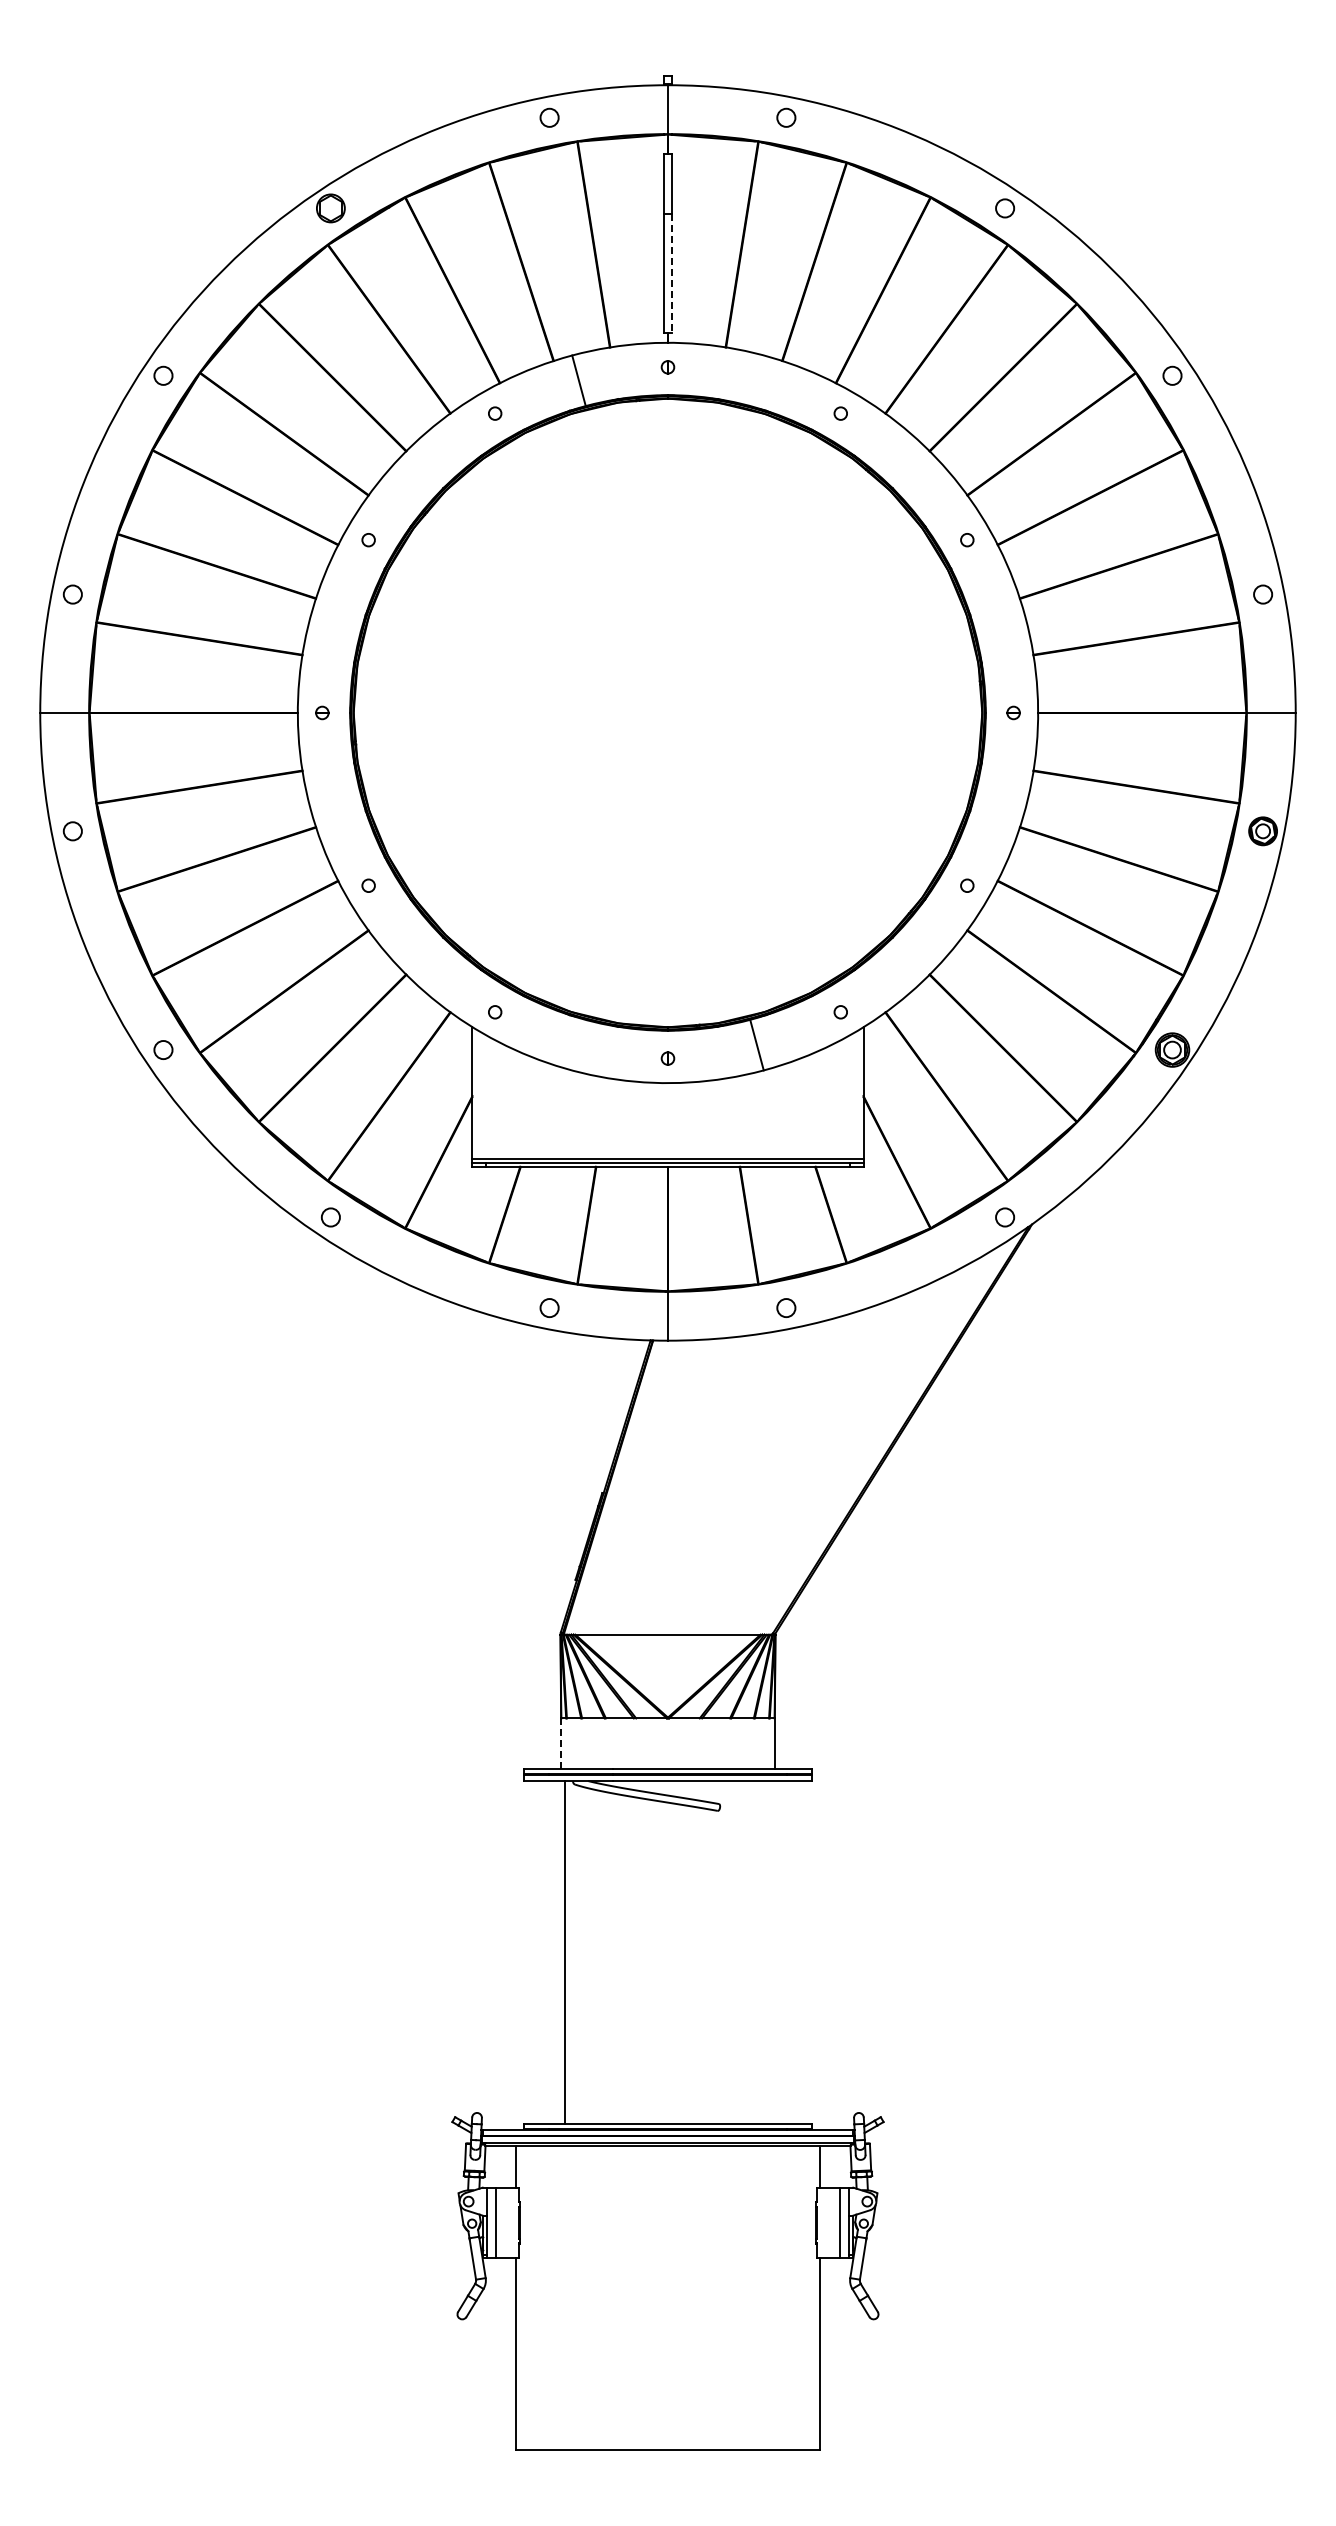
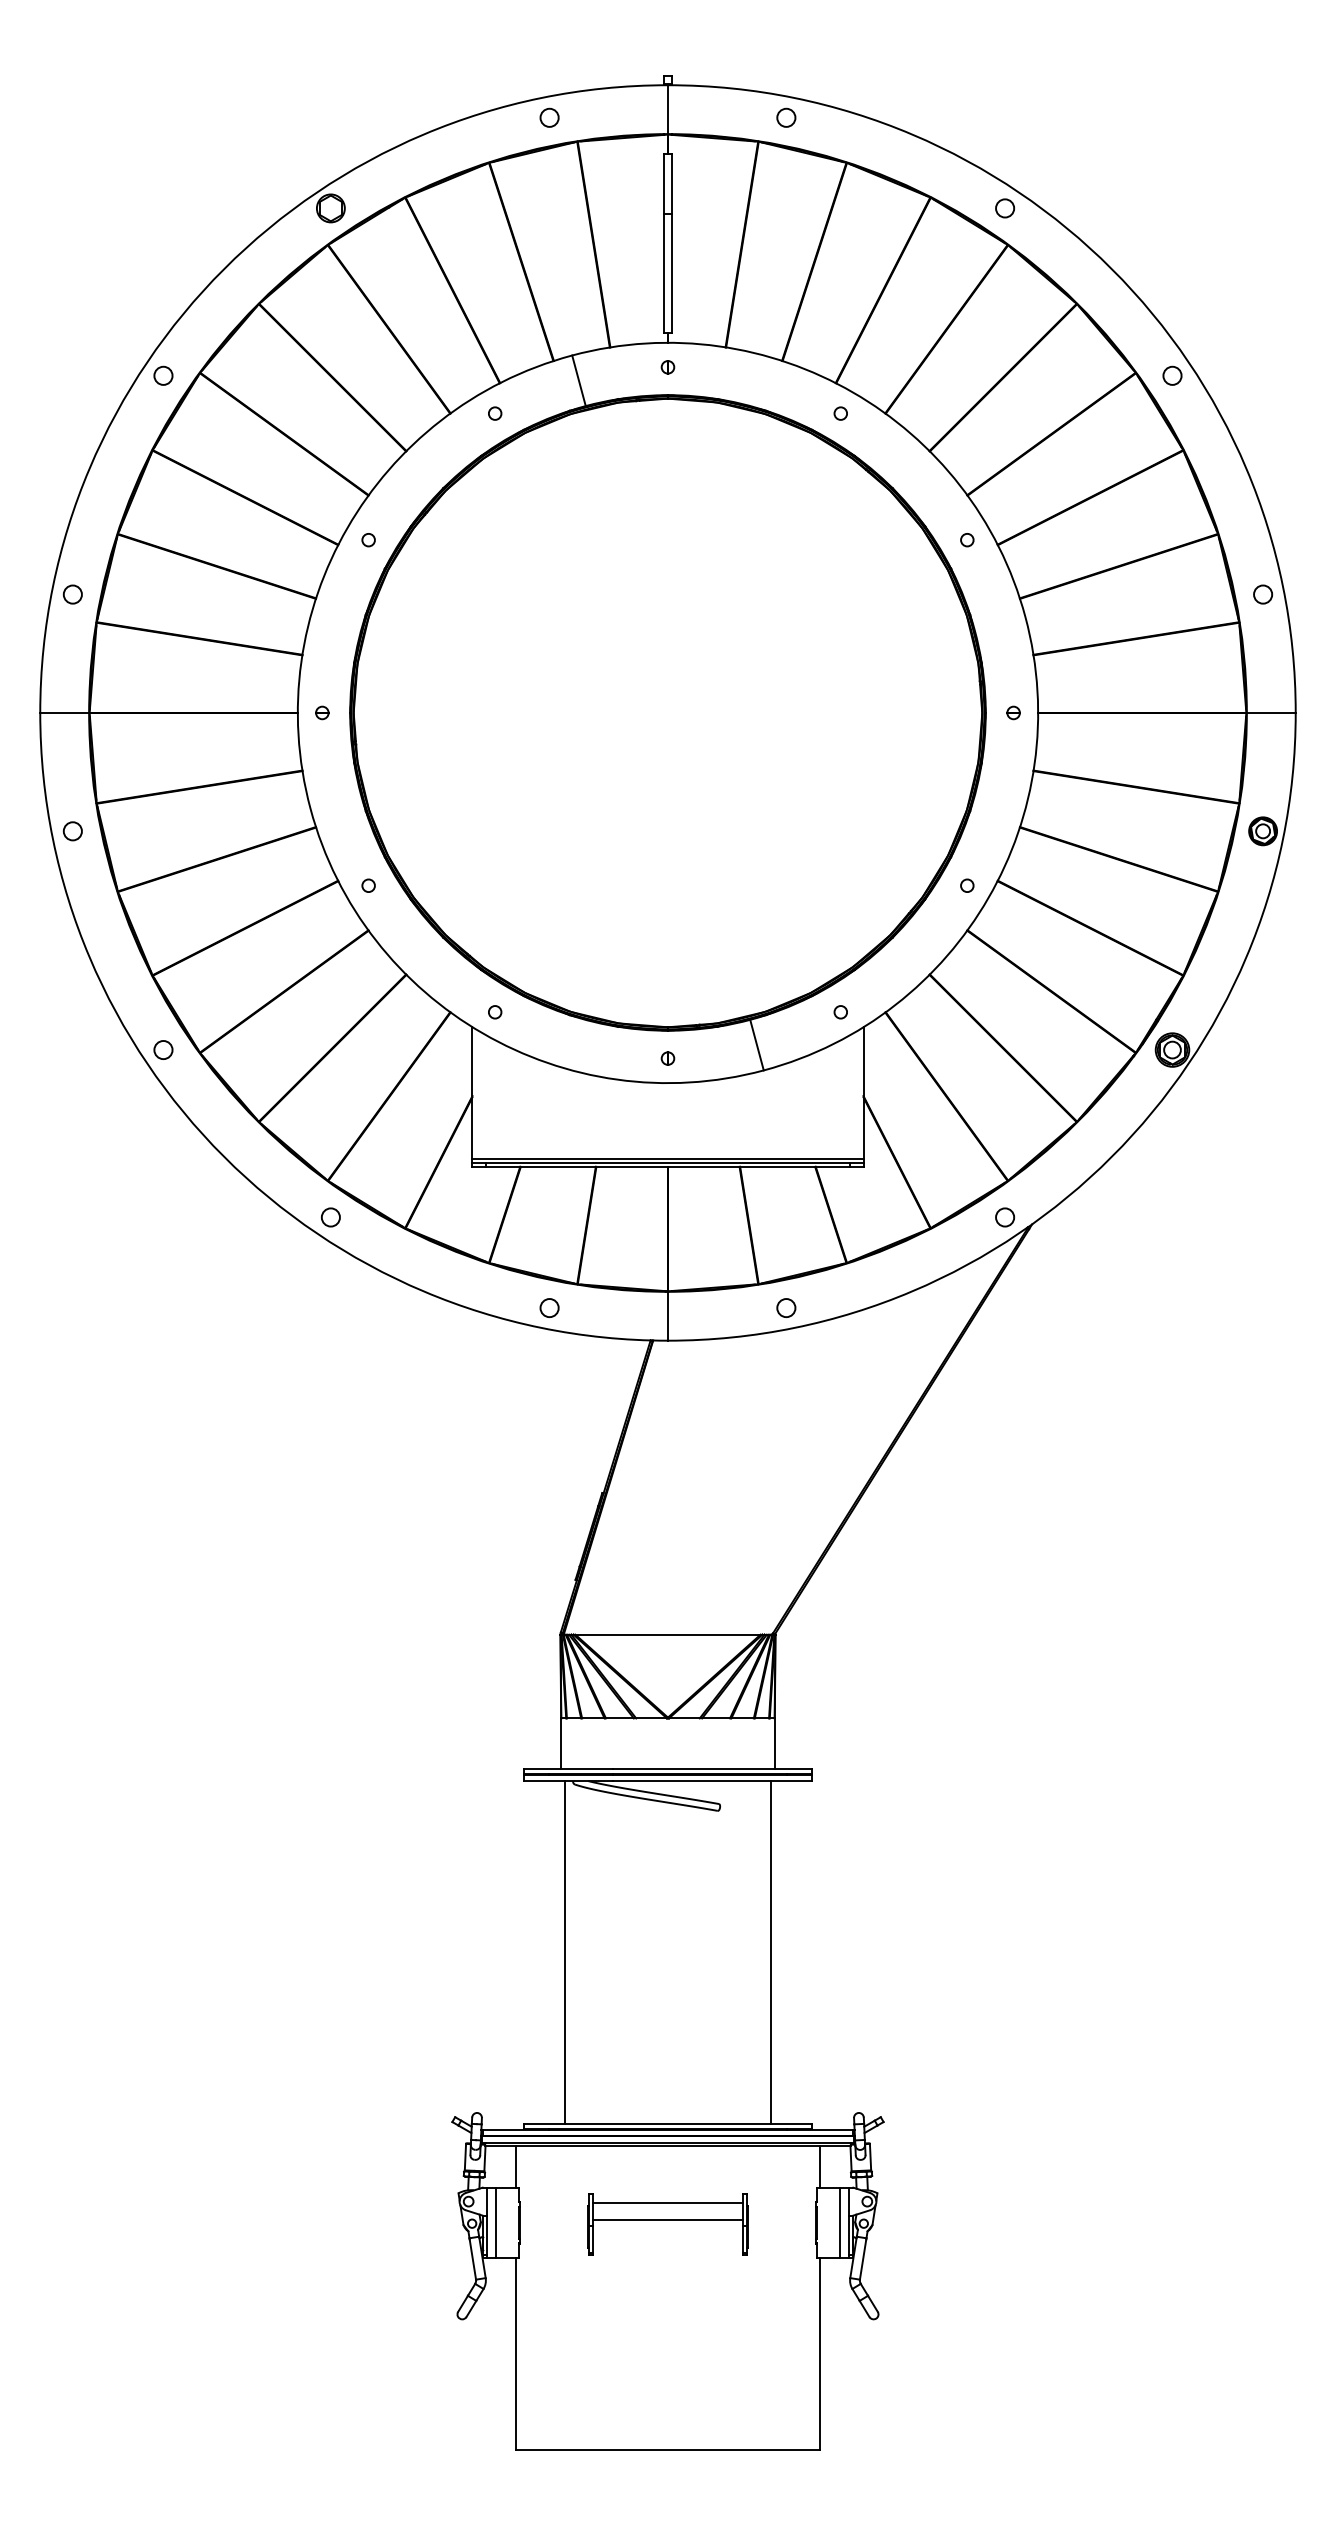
line: dashed -> solid (672, 273)
line: dashed -> solid (561, 1744)
line: none -> present (771, 1952)
part: none -> present (667, 2224)
